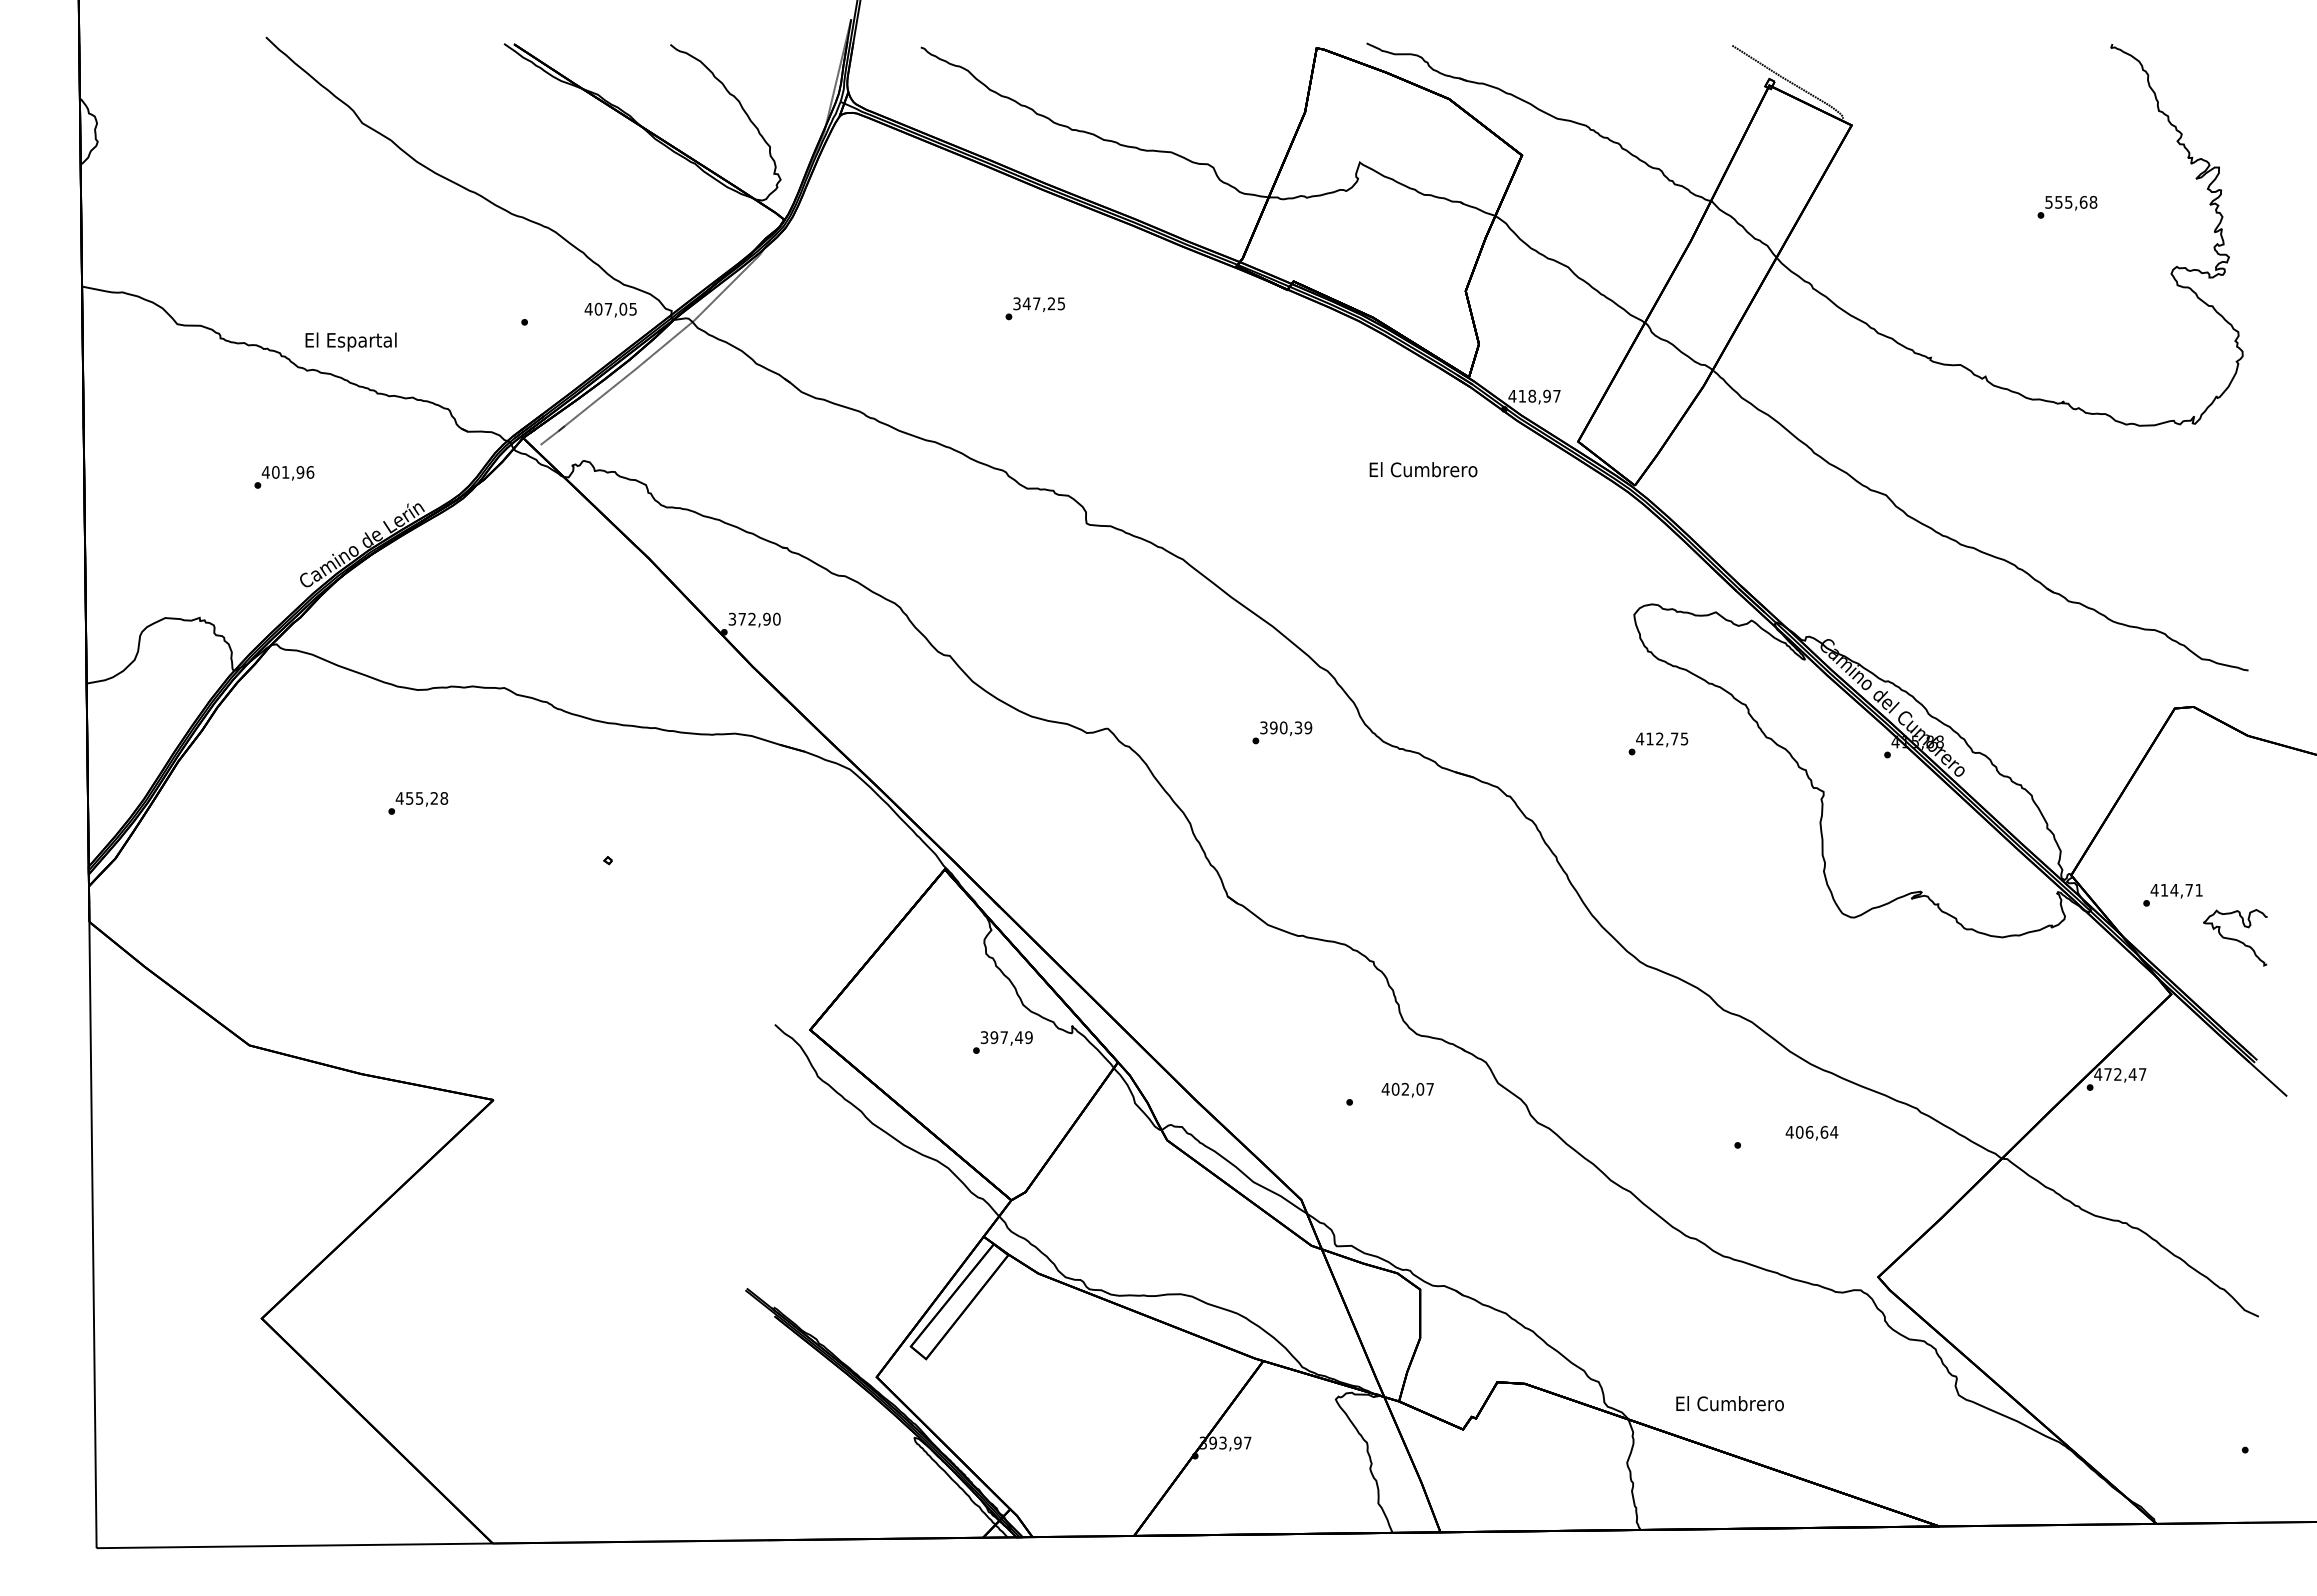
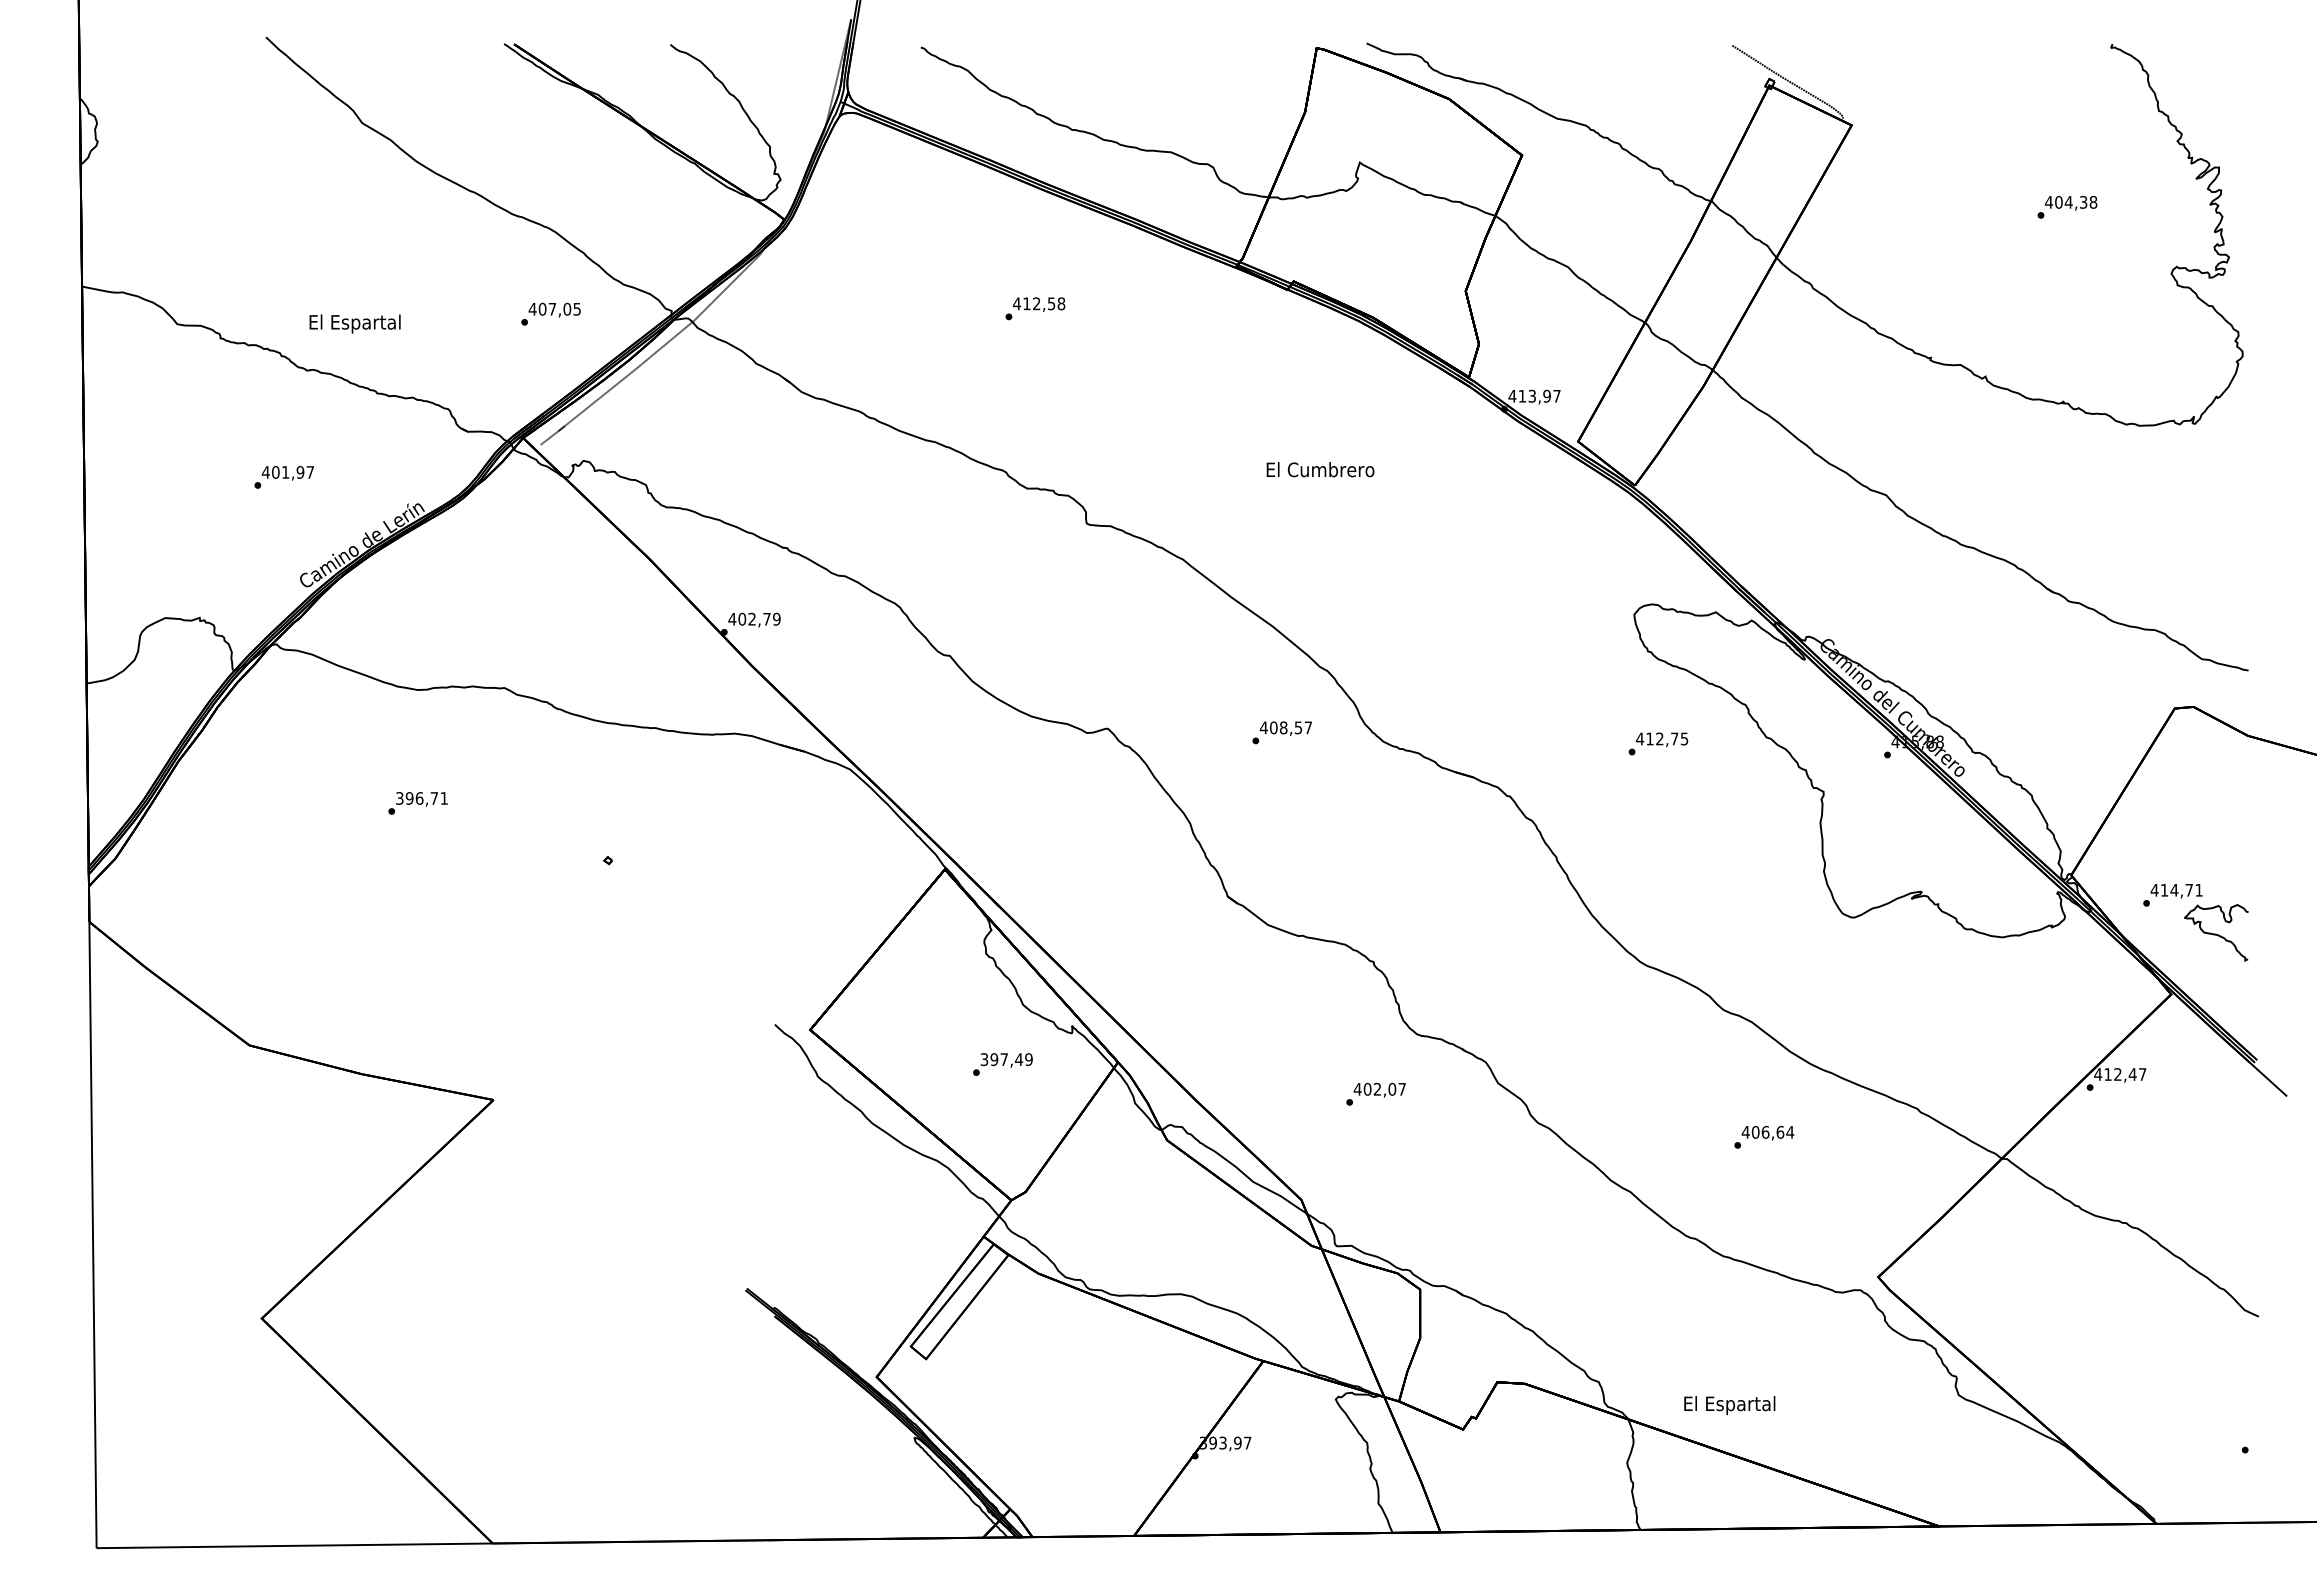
text: 555,68 -> 404,38 (2066, 202)
text: 347,25 -> 412,58 (1038, 303)
text position: (610, 309) -> (554, 309) (554, 309)
text position: (350, 341) -> (354, 323) (354, 323)
text: 418,97 -> 413,97 (1532, 396)
text position: (1423, 469) -> (1320, 469) (1320, 469)
text: 401,96 -> 401,97 (310, 472)
text: 372,90 -> 402,79 (754, 618)
text: 390,39 -> 408,57 (1285, 727)
text: 455,28 -> 396,71 (421, 798)
curve position: (2235, 938) -> (2216, 933) (2216, 933)
text position: (1002, 1042) -> (1002, 1064) (1002, 1064)
text: 472,47 -> 412,47 (2107, 1074)
text position: (1407, 1089) -> (1379, 1089) (1379, 1089)
text position: (1811, 1132) -> (1767, 1132) (1767, 1132)
text: El Cumbrero -> El Espartal (1729, 1405)
